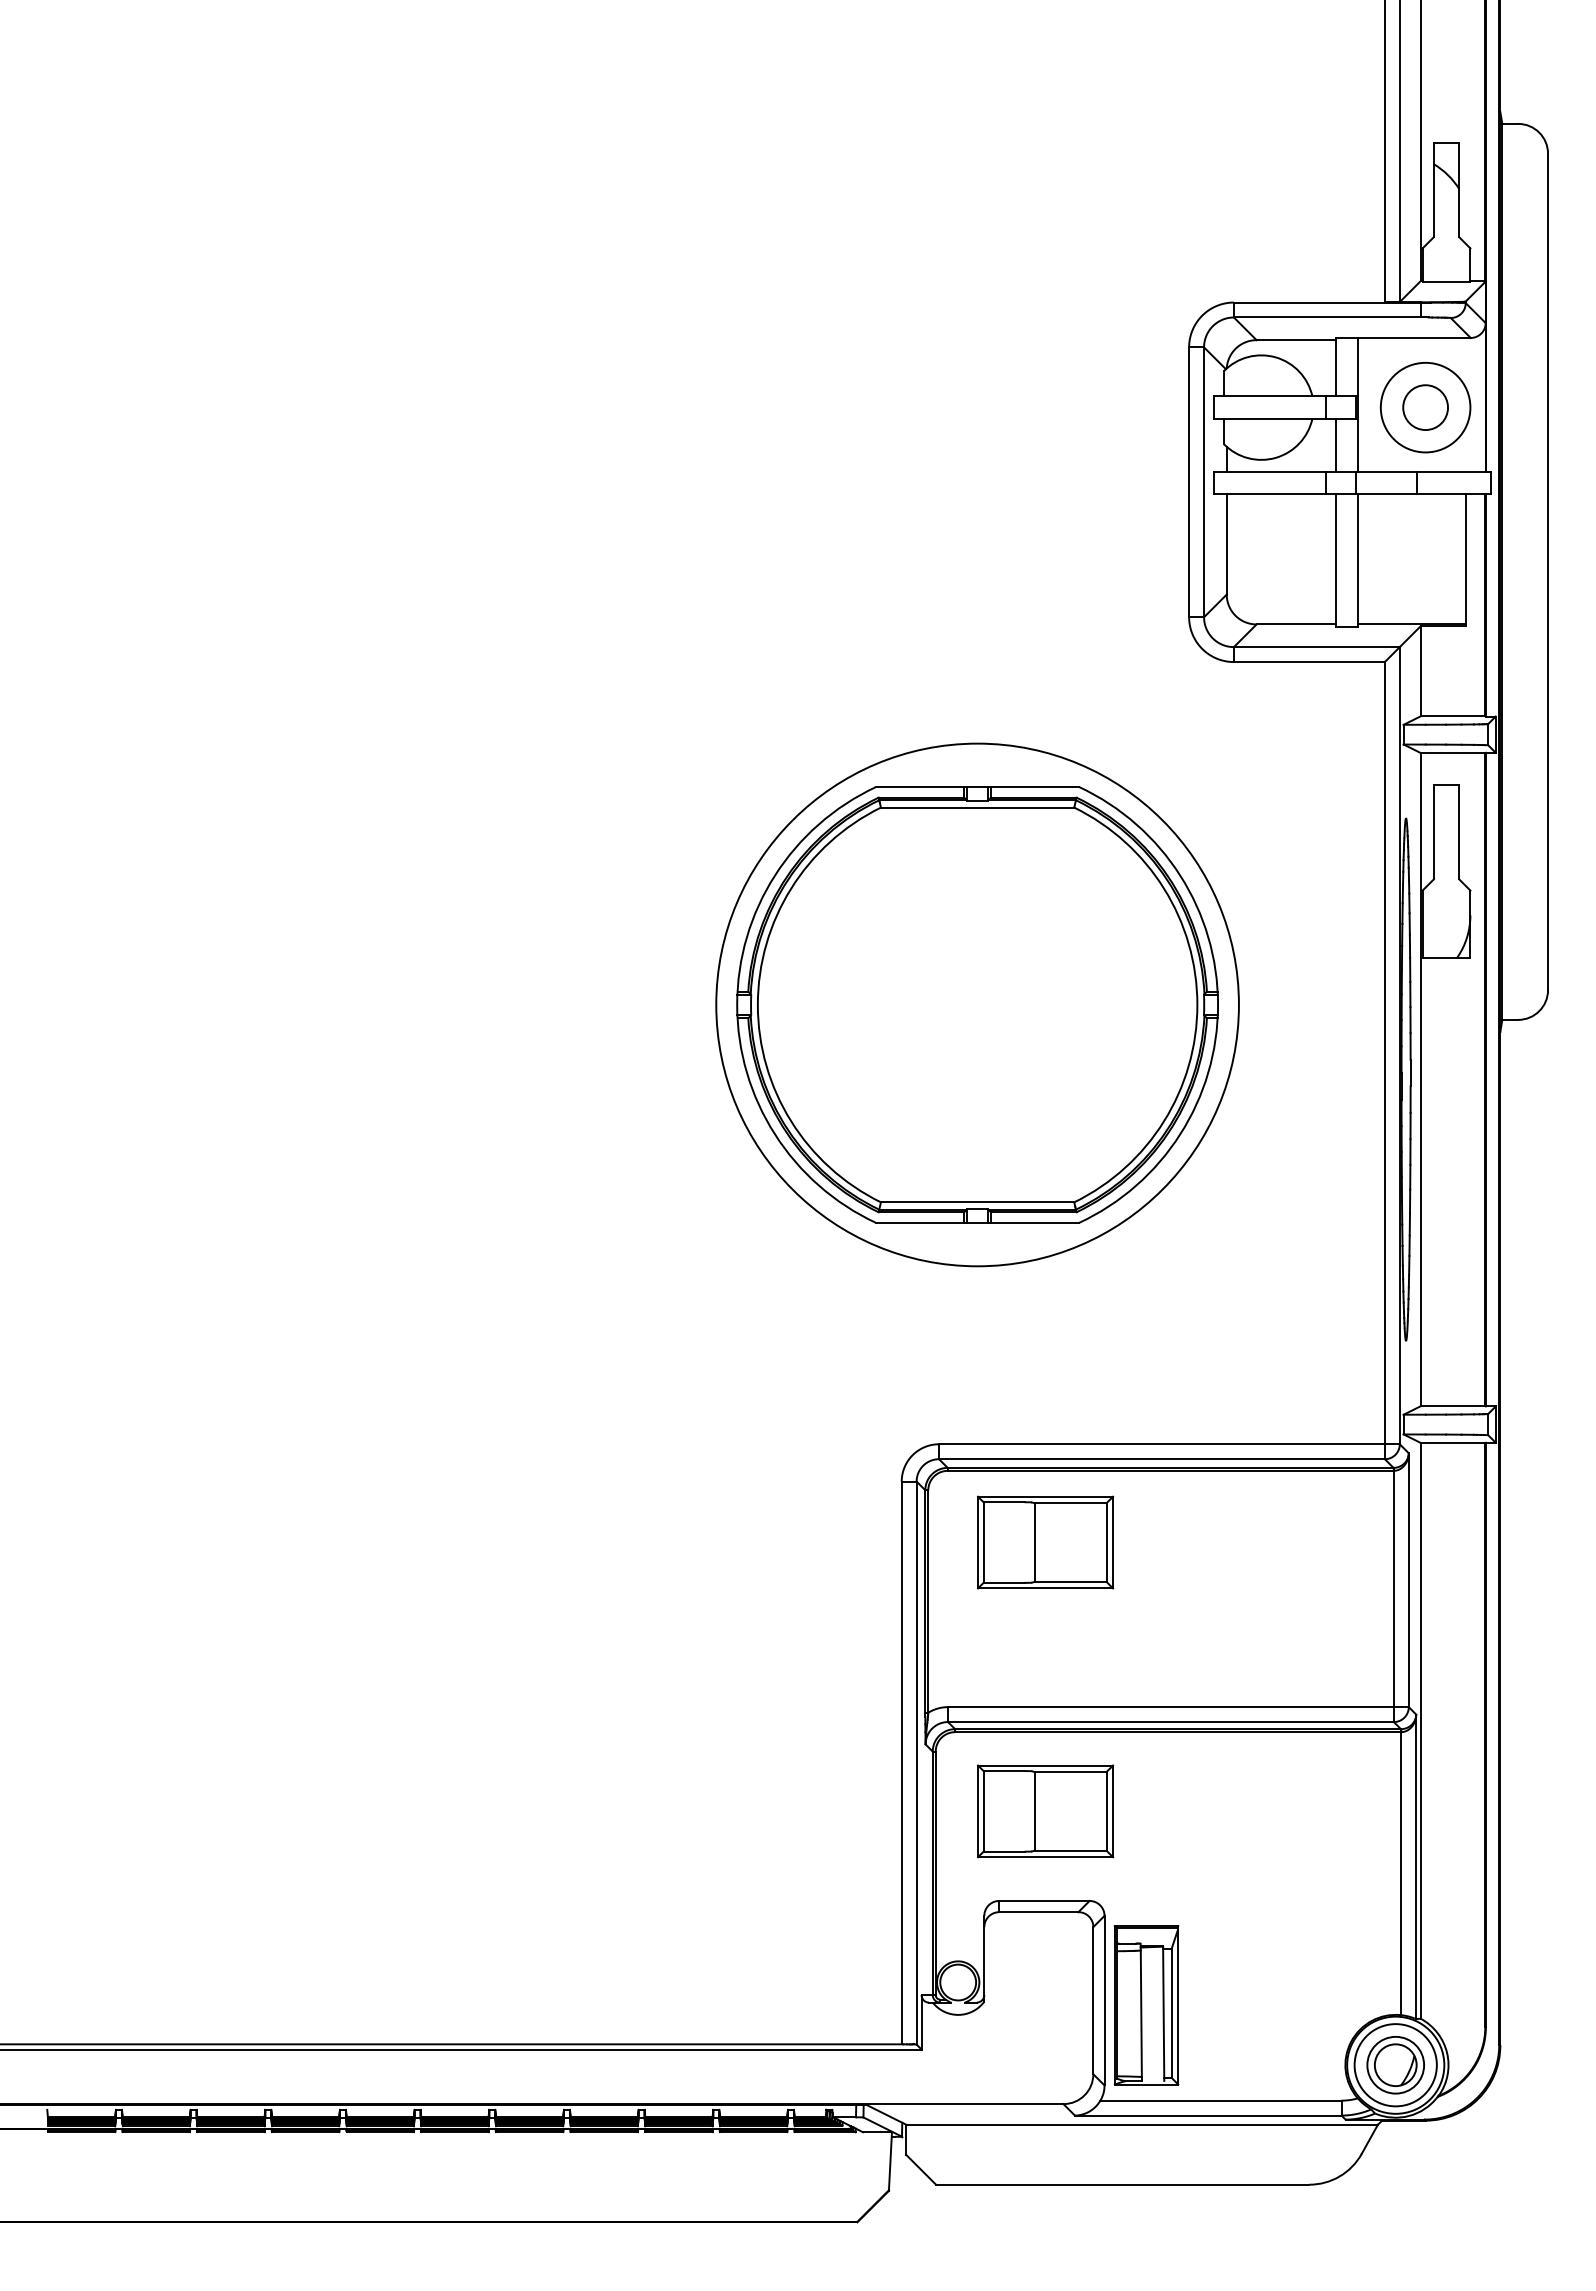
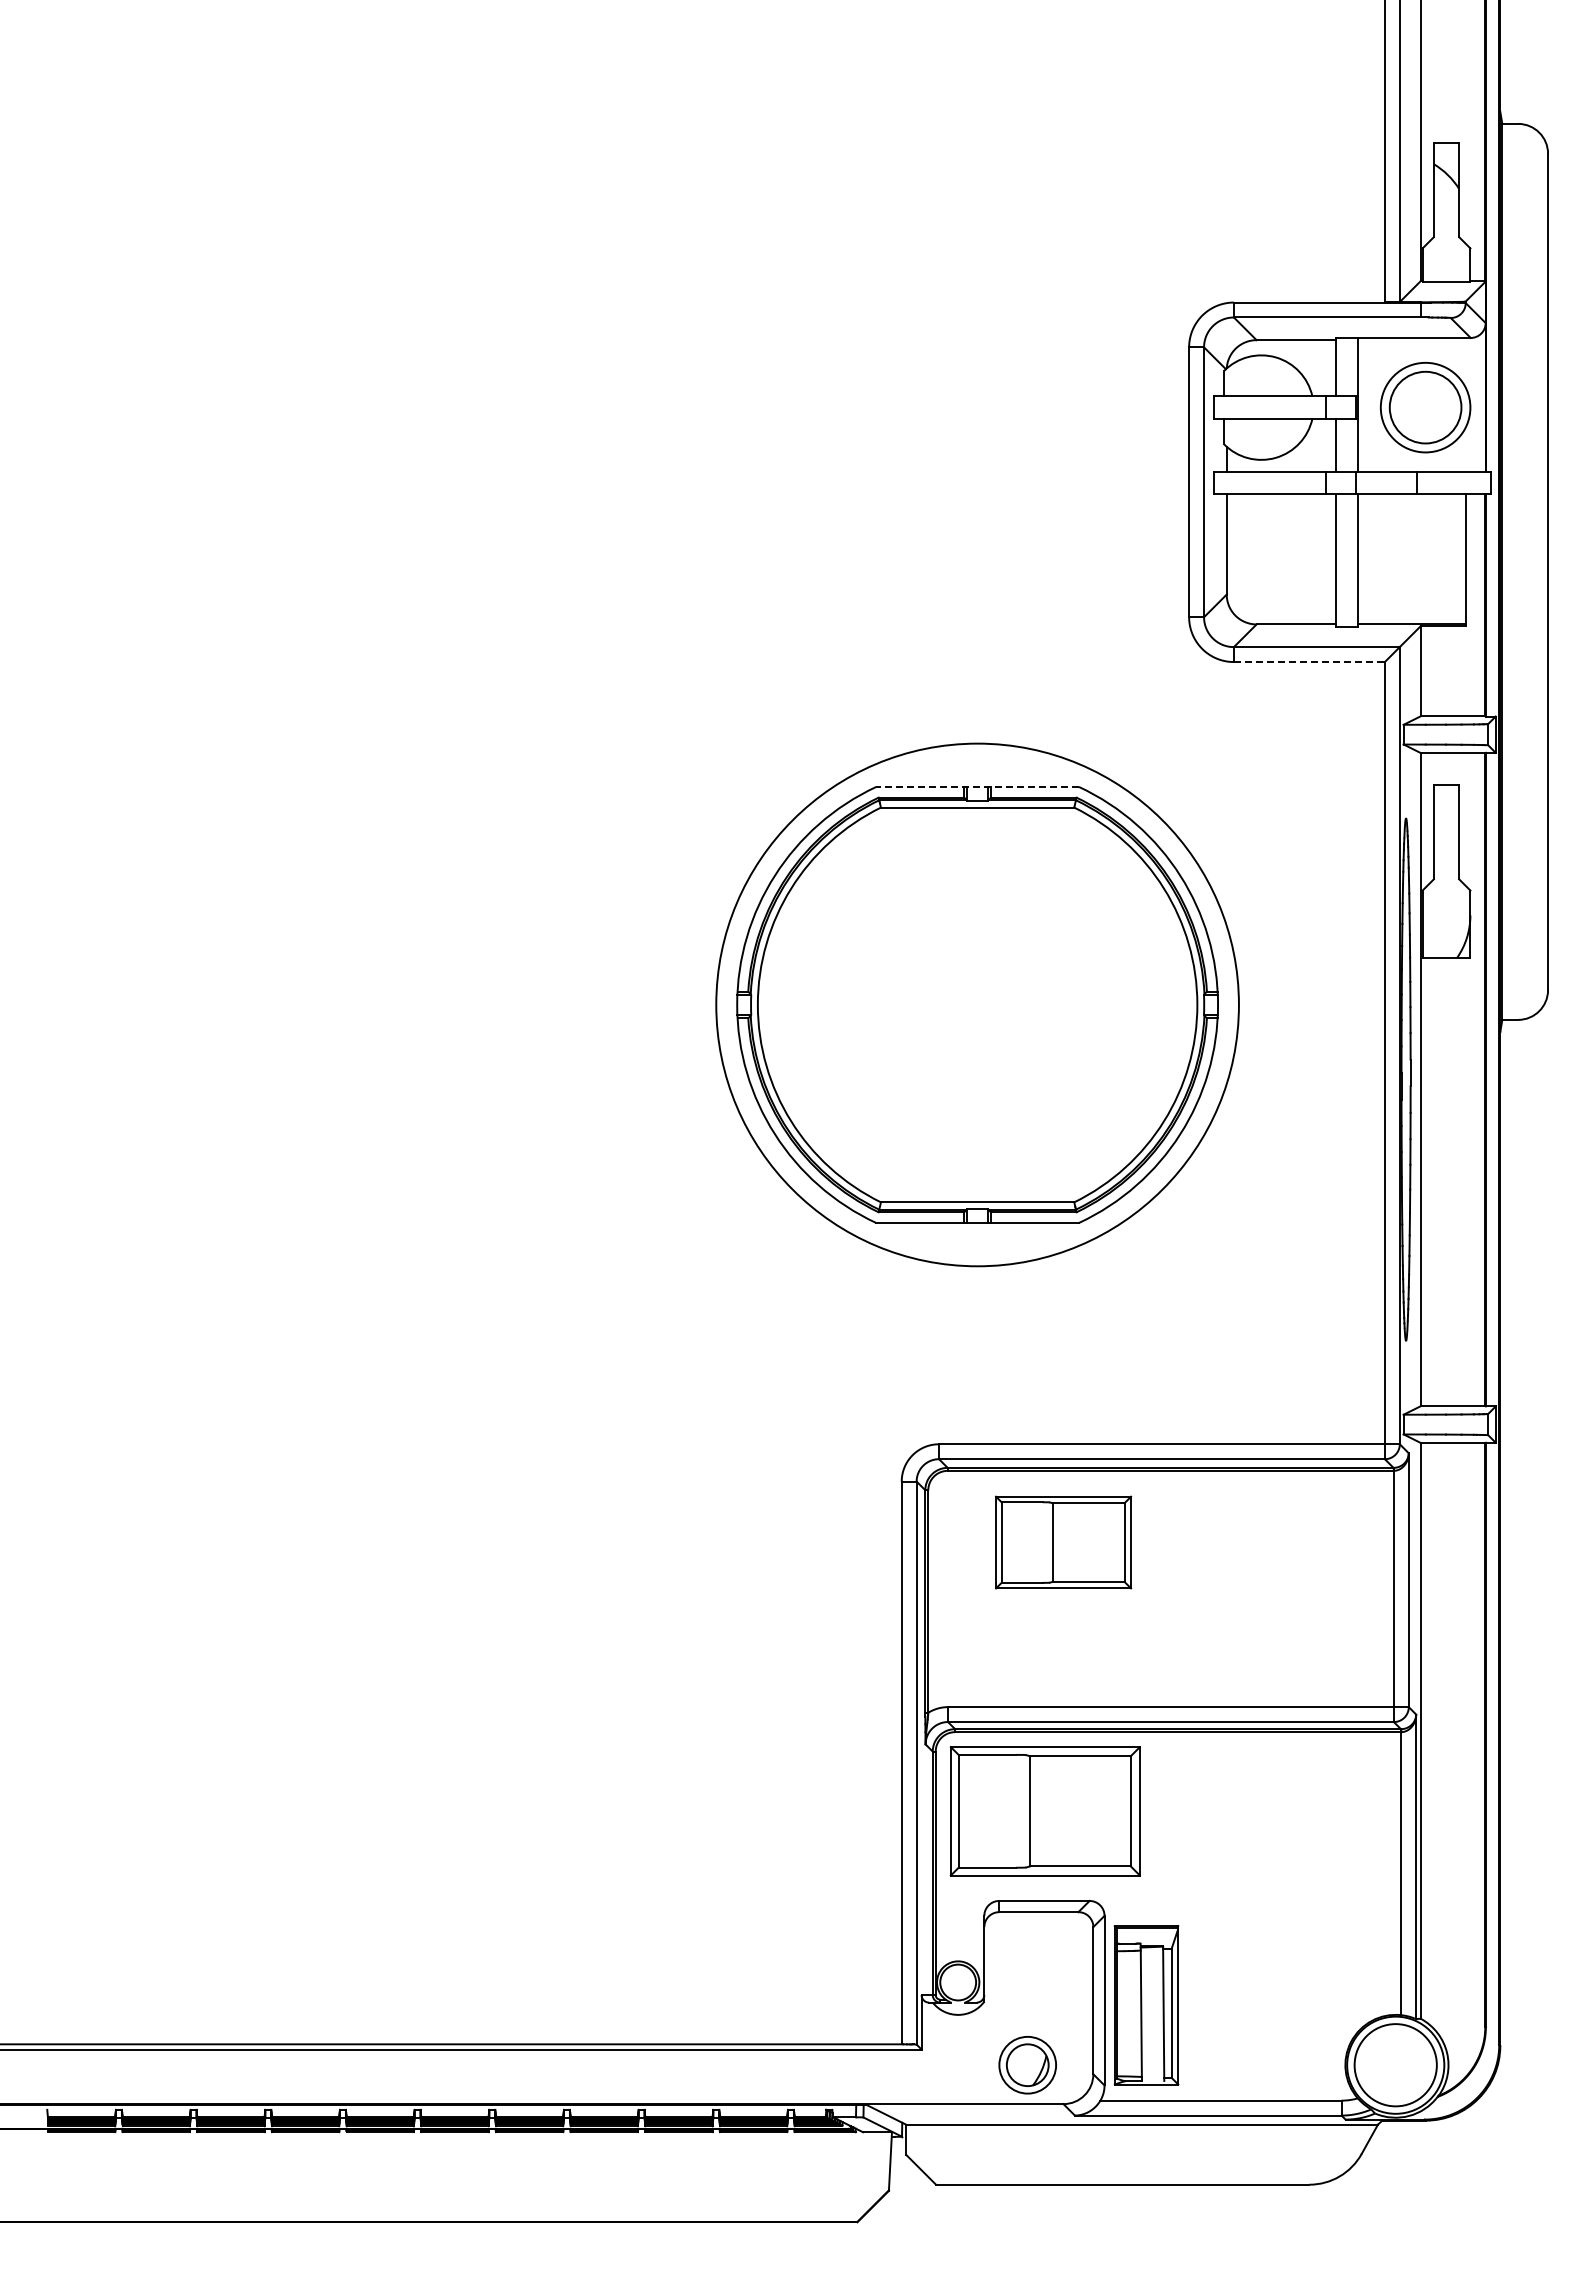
circle diameter: 45 px -> 72 px (1425, 407)
line: solid -> dashed (1309, 662)
line: solid -> dashed (977, 786)
part position: (1045, 1542) -> (1063, 1542) (1063, 1542)
part size: 138x95 px -> 192x131 px (1044, 1811)
part position: (1395, 2065) -> (1027, 2065) (1027, 2065)
